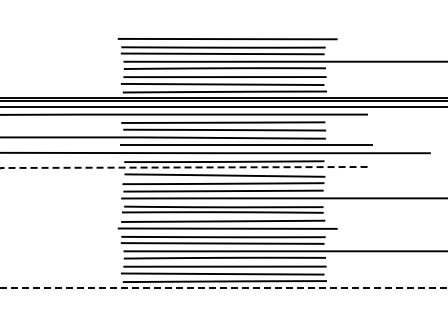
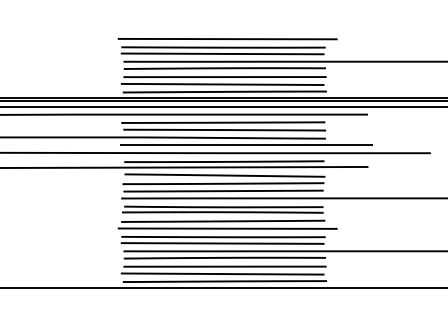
line: dashed -> solid (183, 167)
line: dashed -> solid (223, 287)
